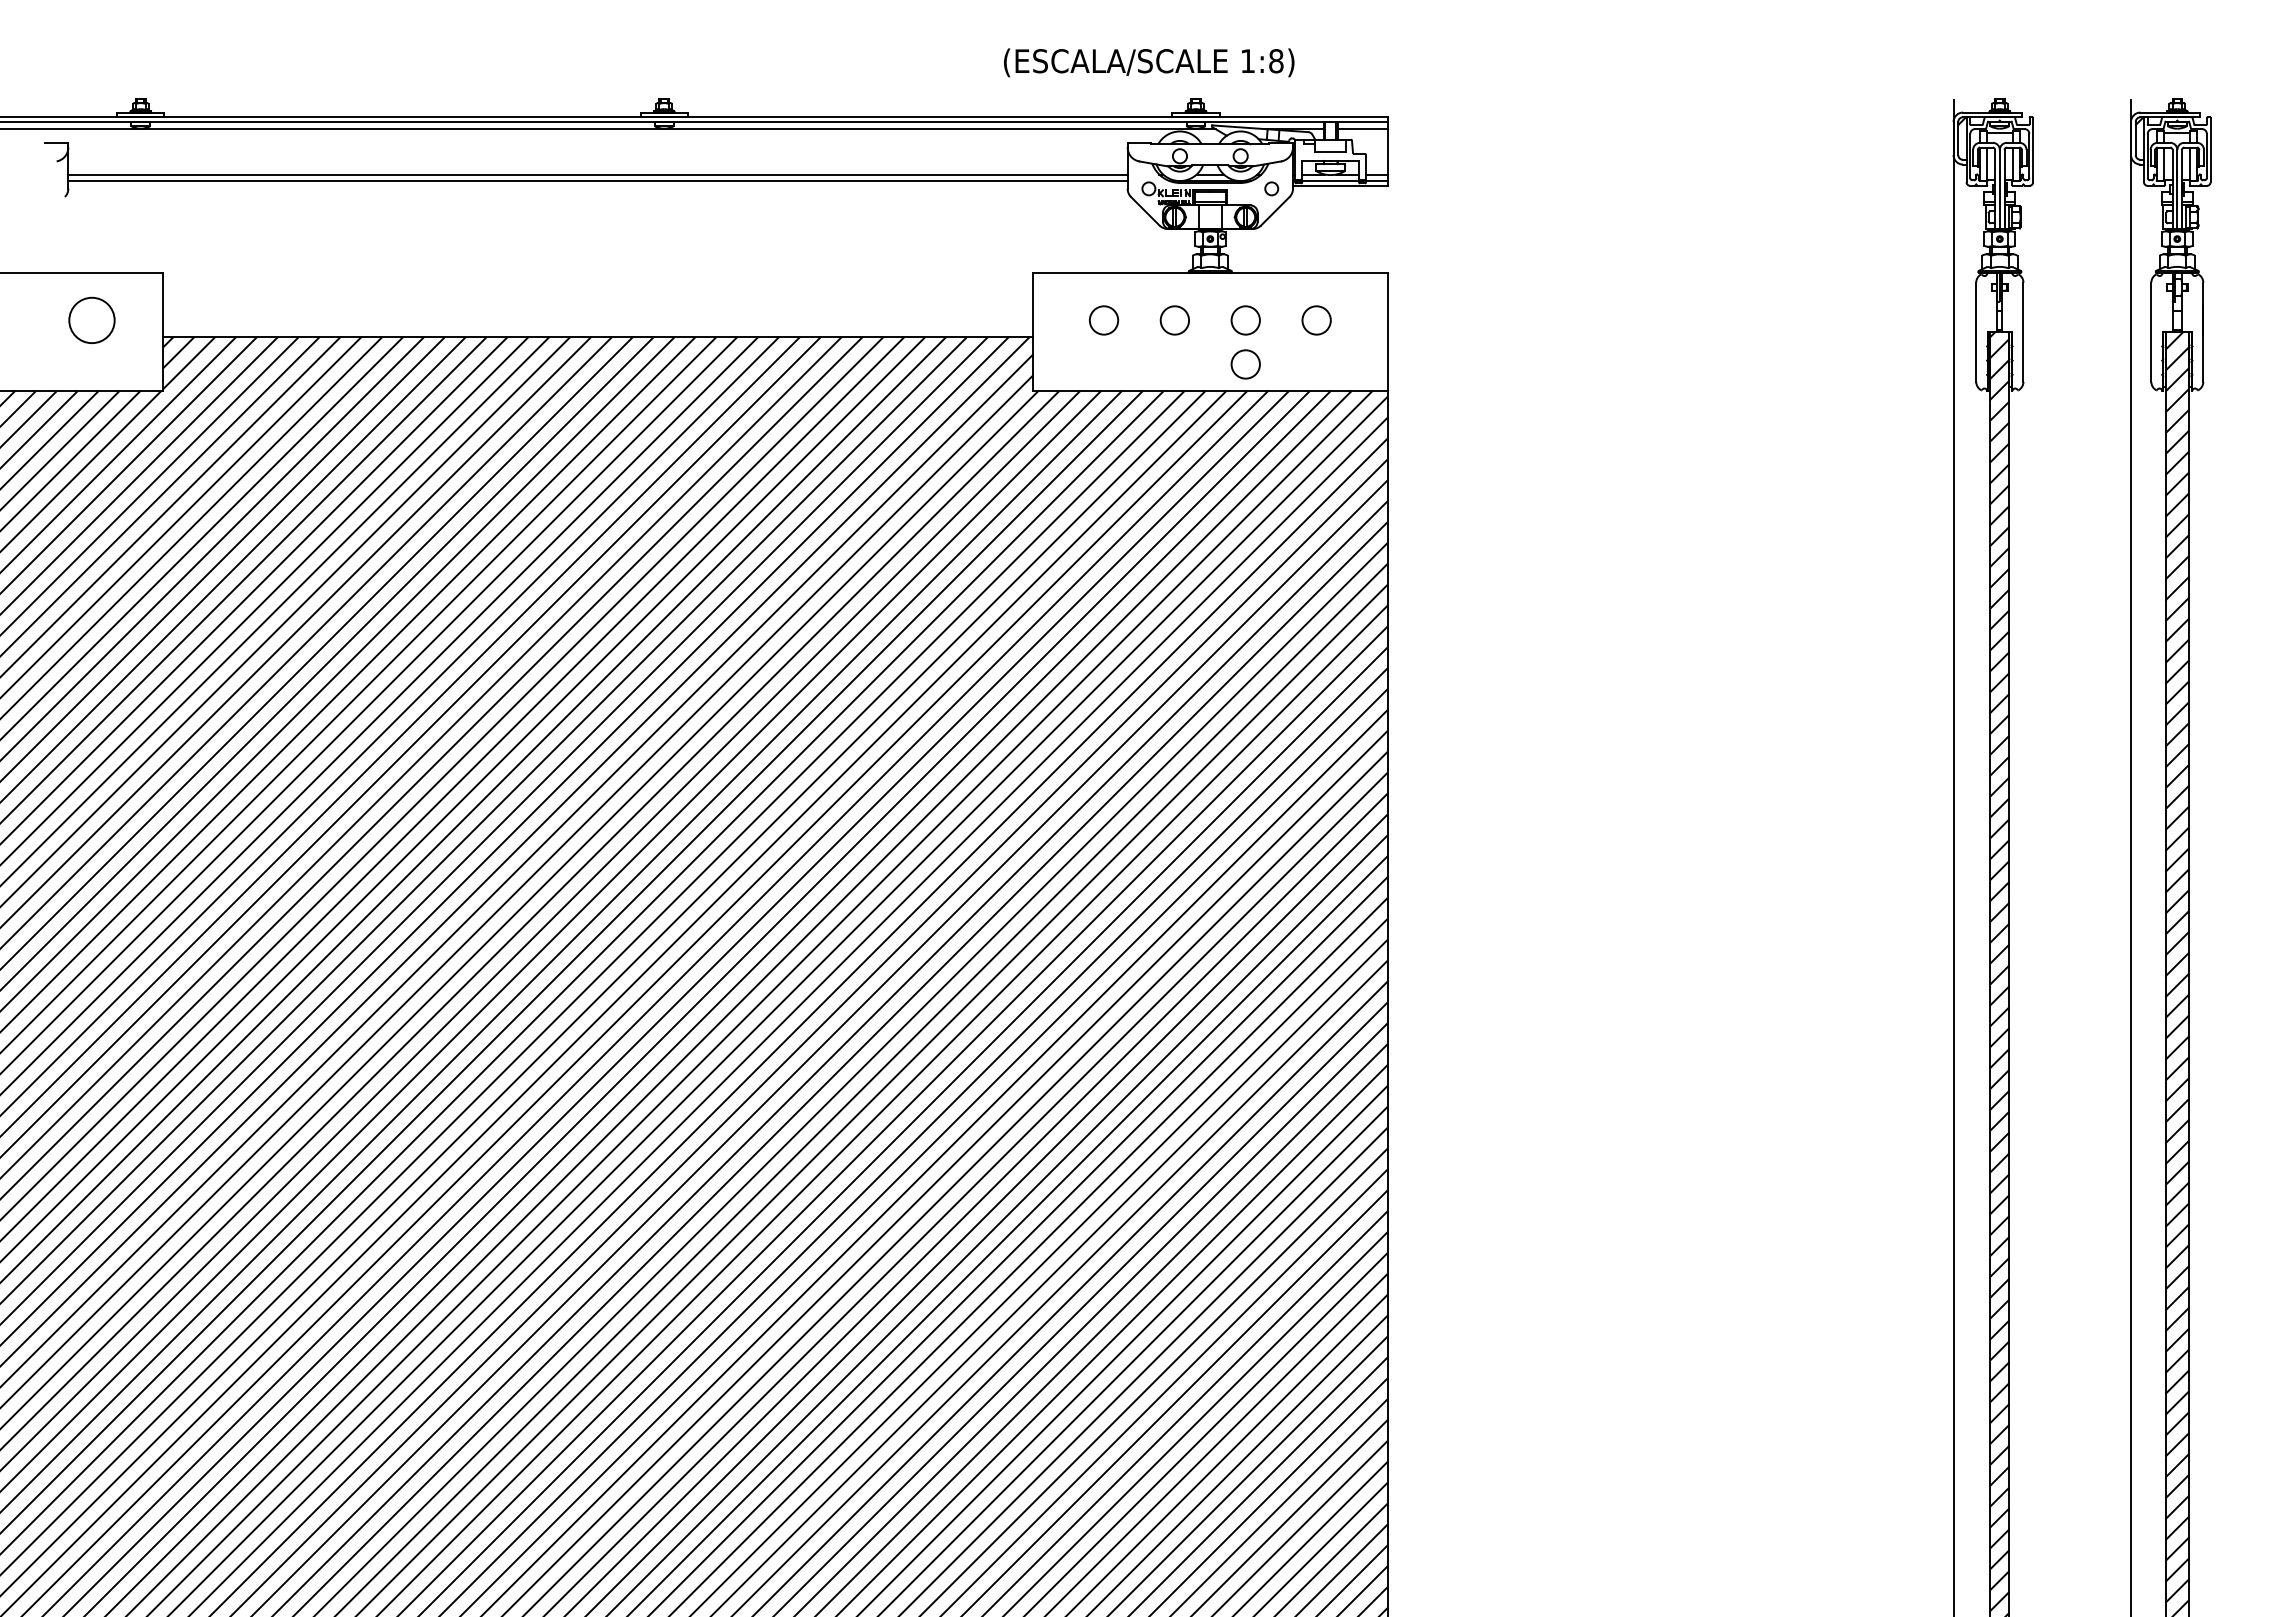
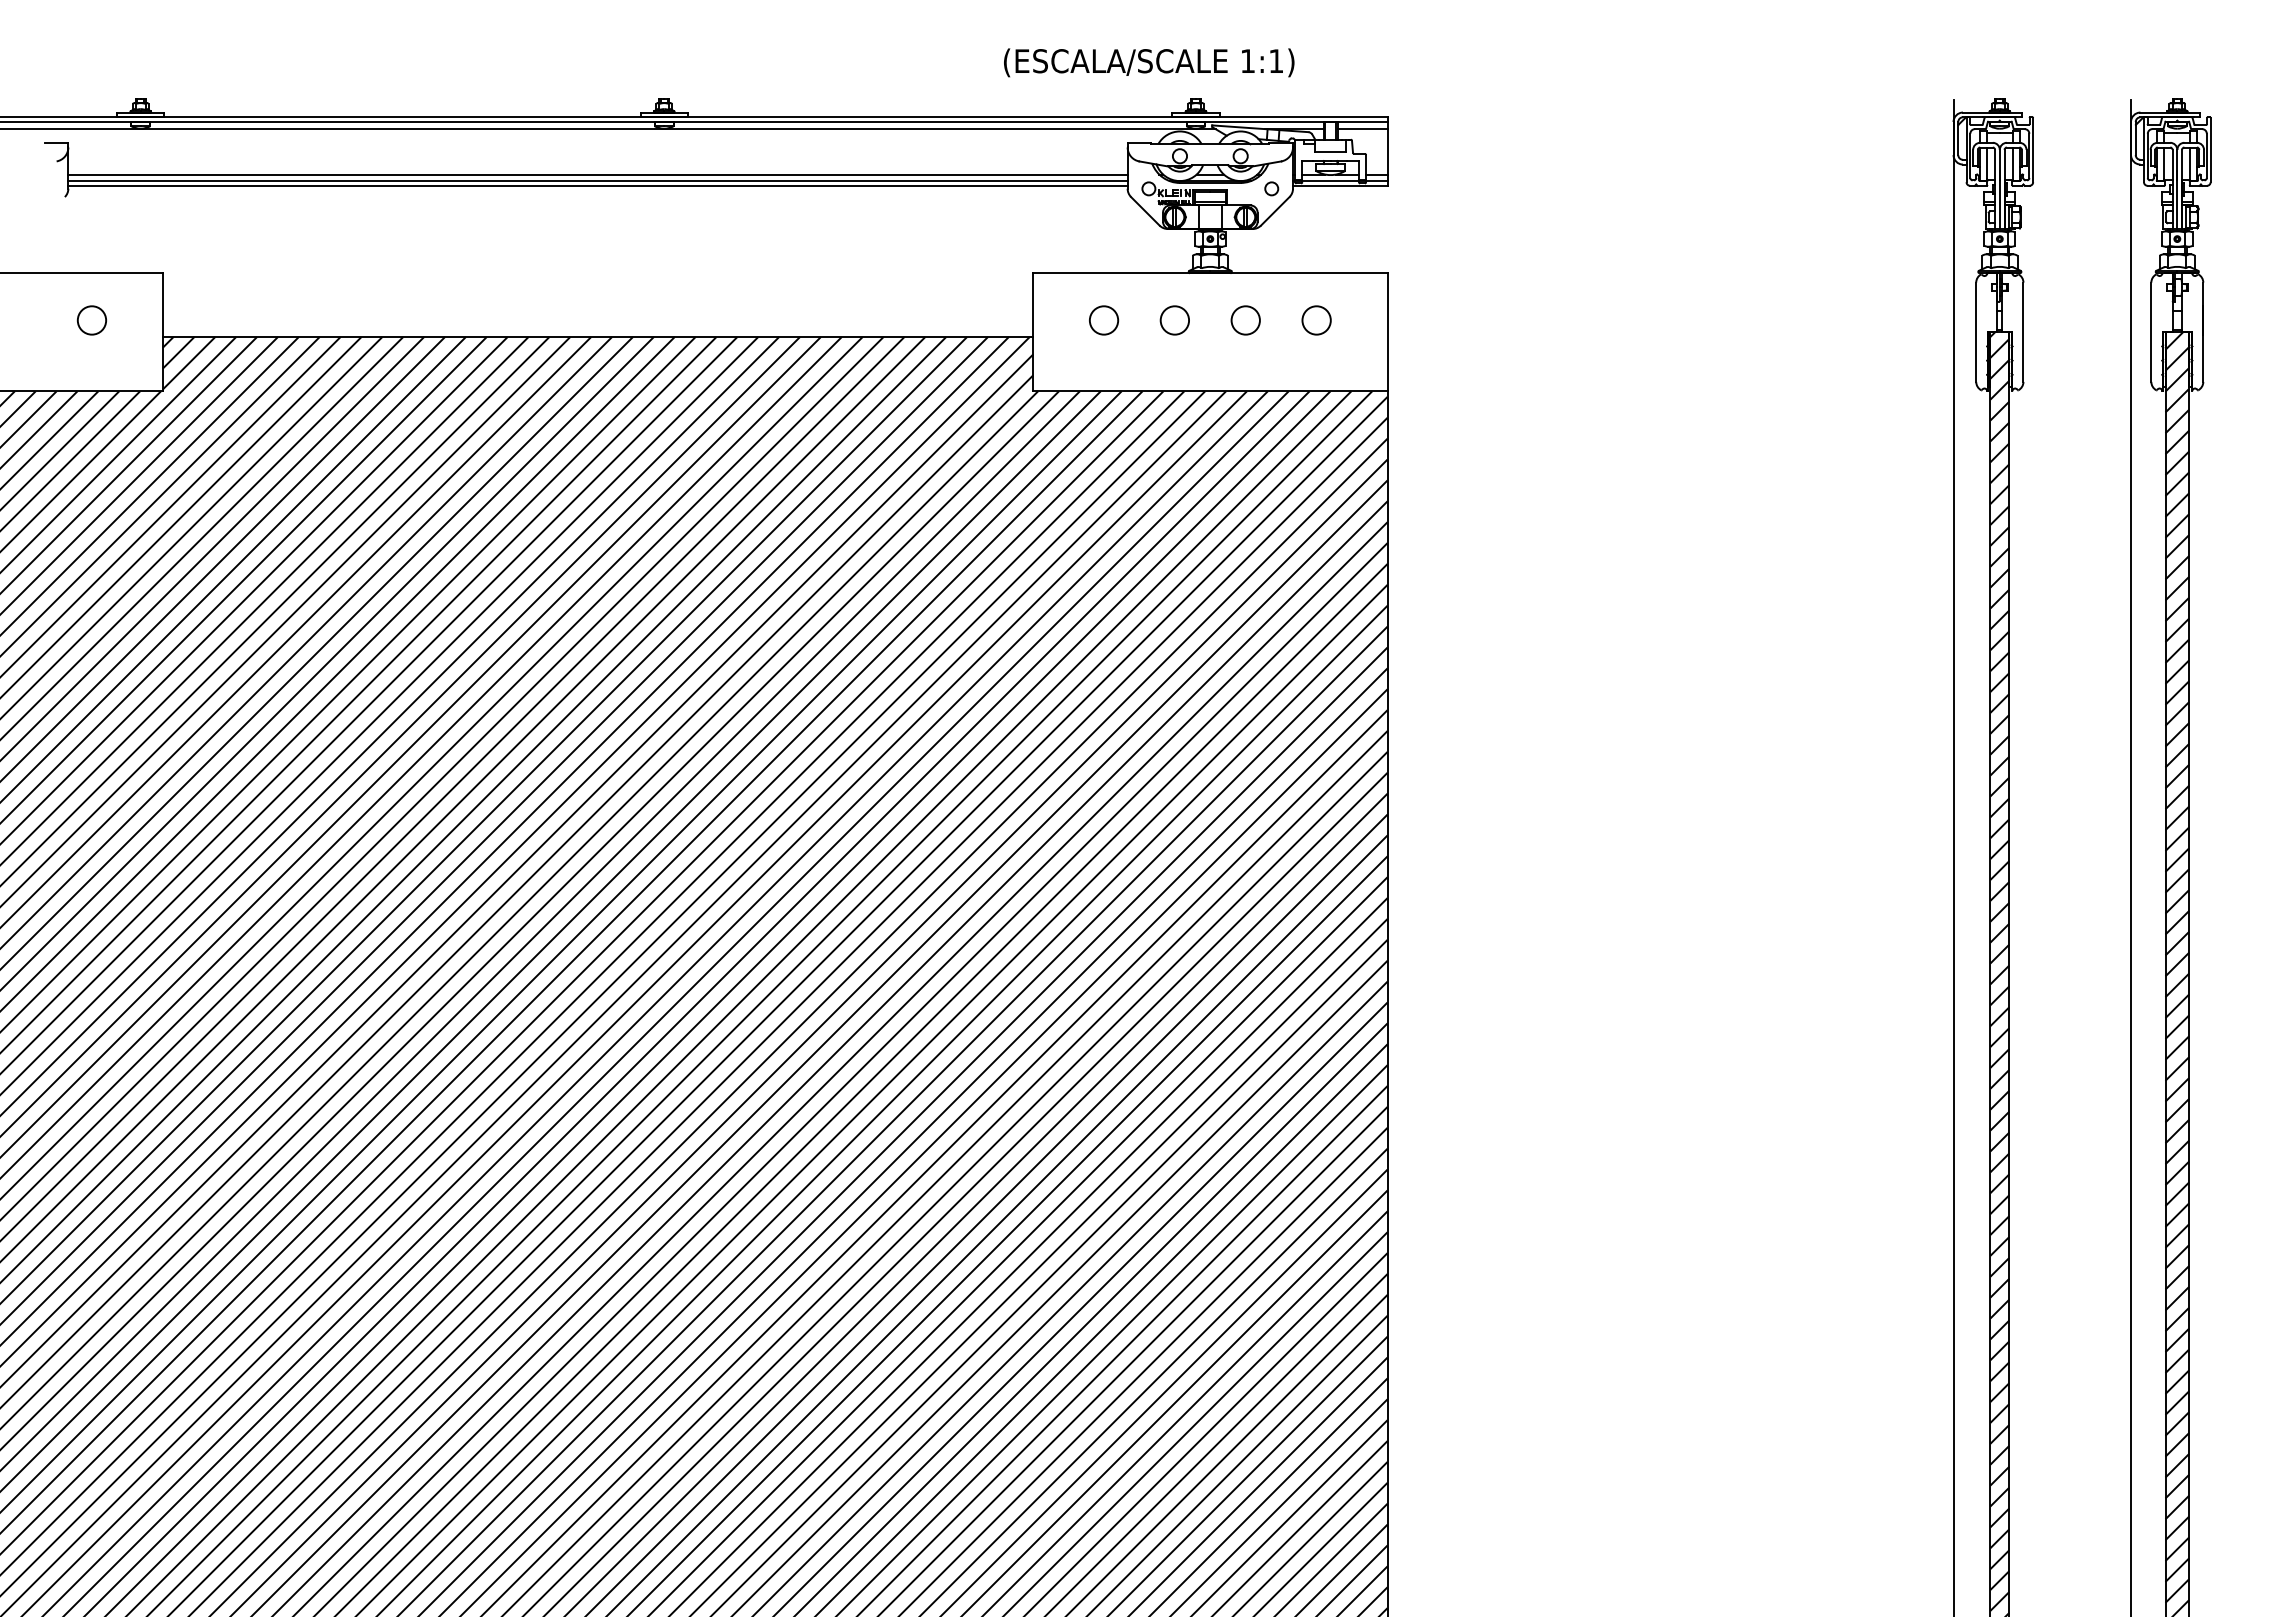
text: 1:8) -> 1:1) (1276, 61)
line: none -> present (597, 185)
circle diameter: 45 px -> 28 px (91, 320)
circle: present -> none (1245, 364)
